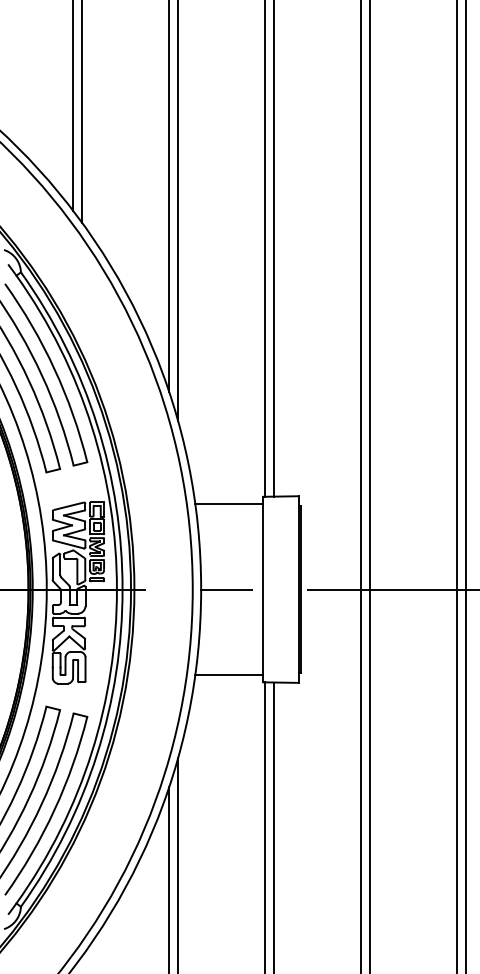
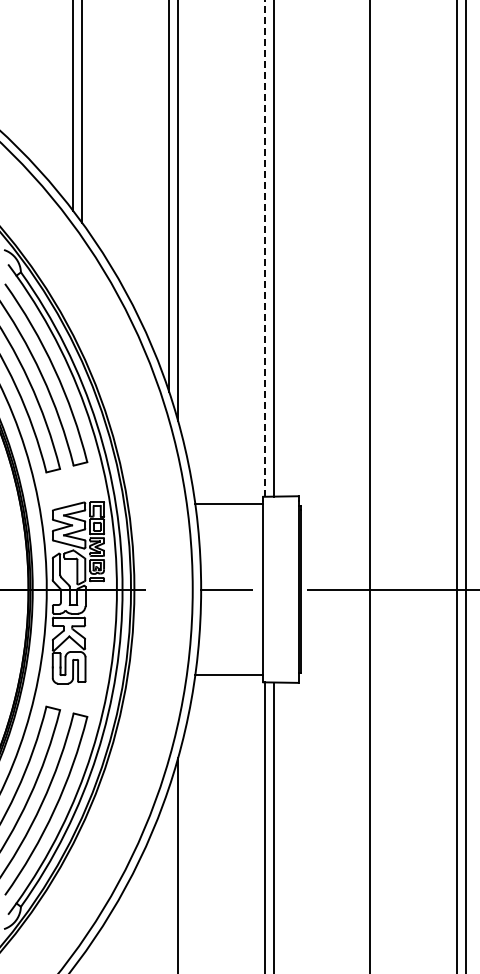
line: solid -> dashed (265, 248)
line: present -> none (360, 486)
line: present -> none (169, 878)
